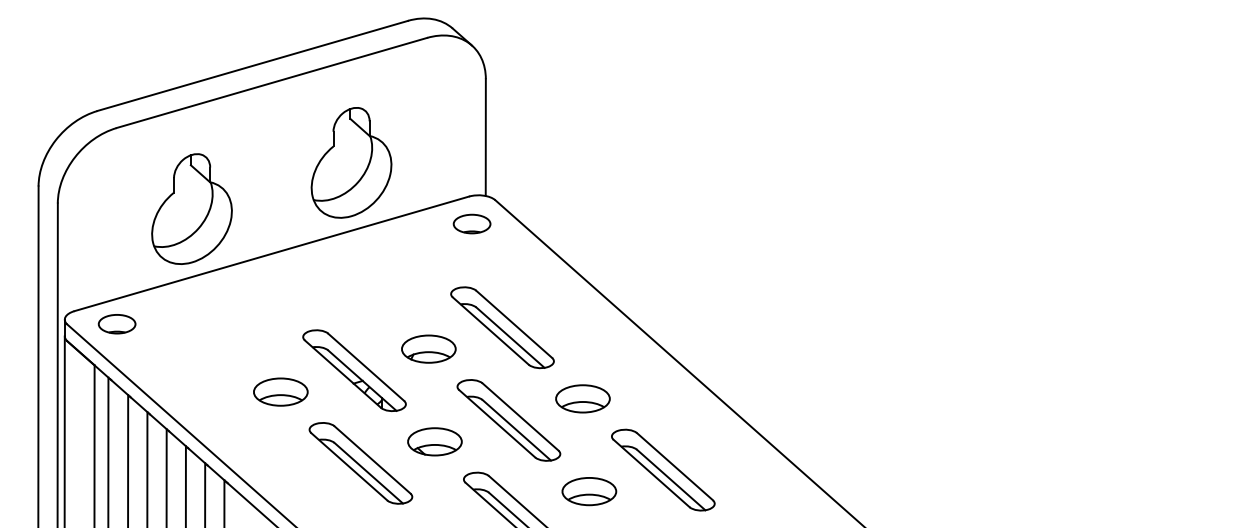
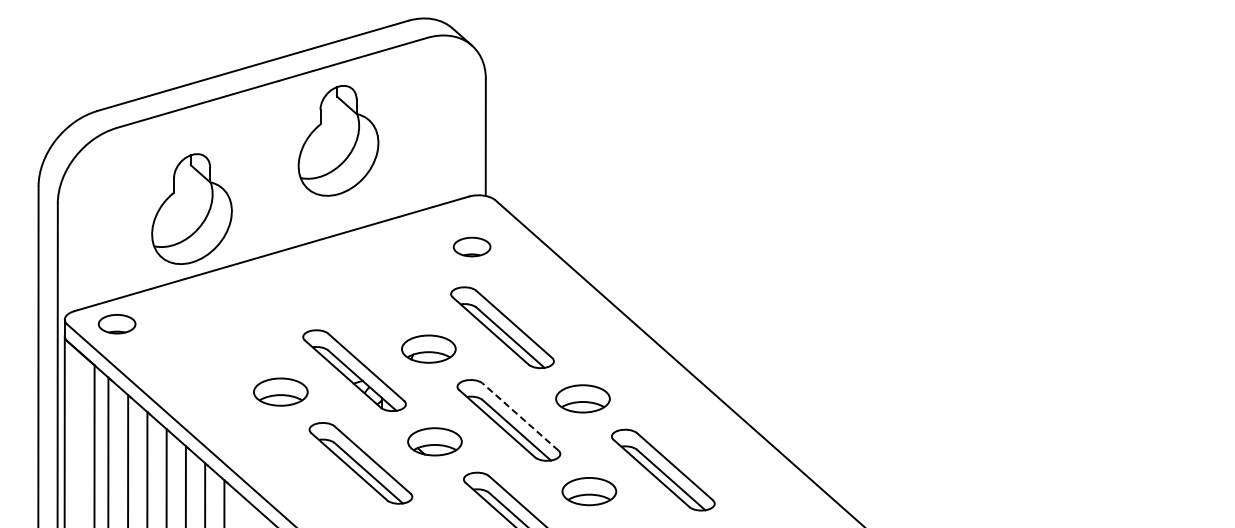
part position: (351, 162) -> (338, 140) (338, 140)
part position: (471, 223) -> (471, 246) (471, 246)
line: solid -> dashed (520, 417)
